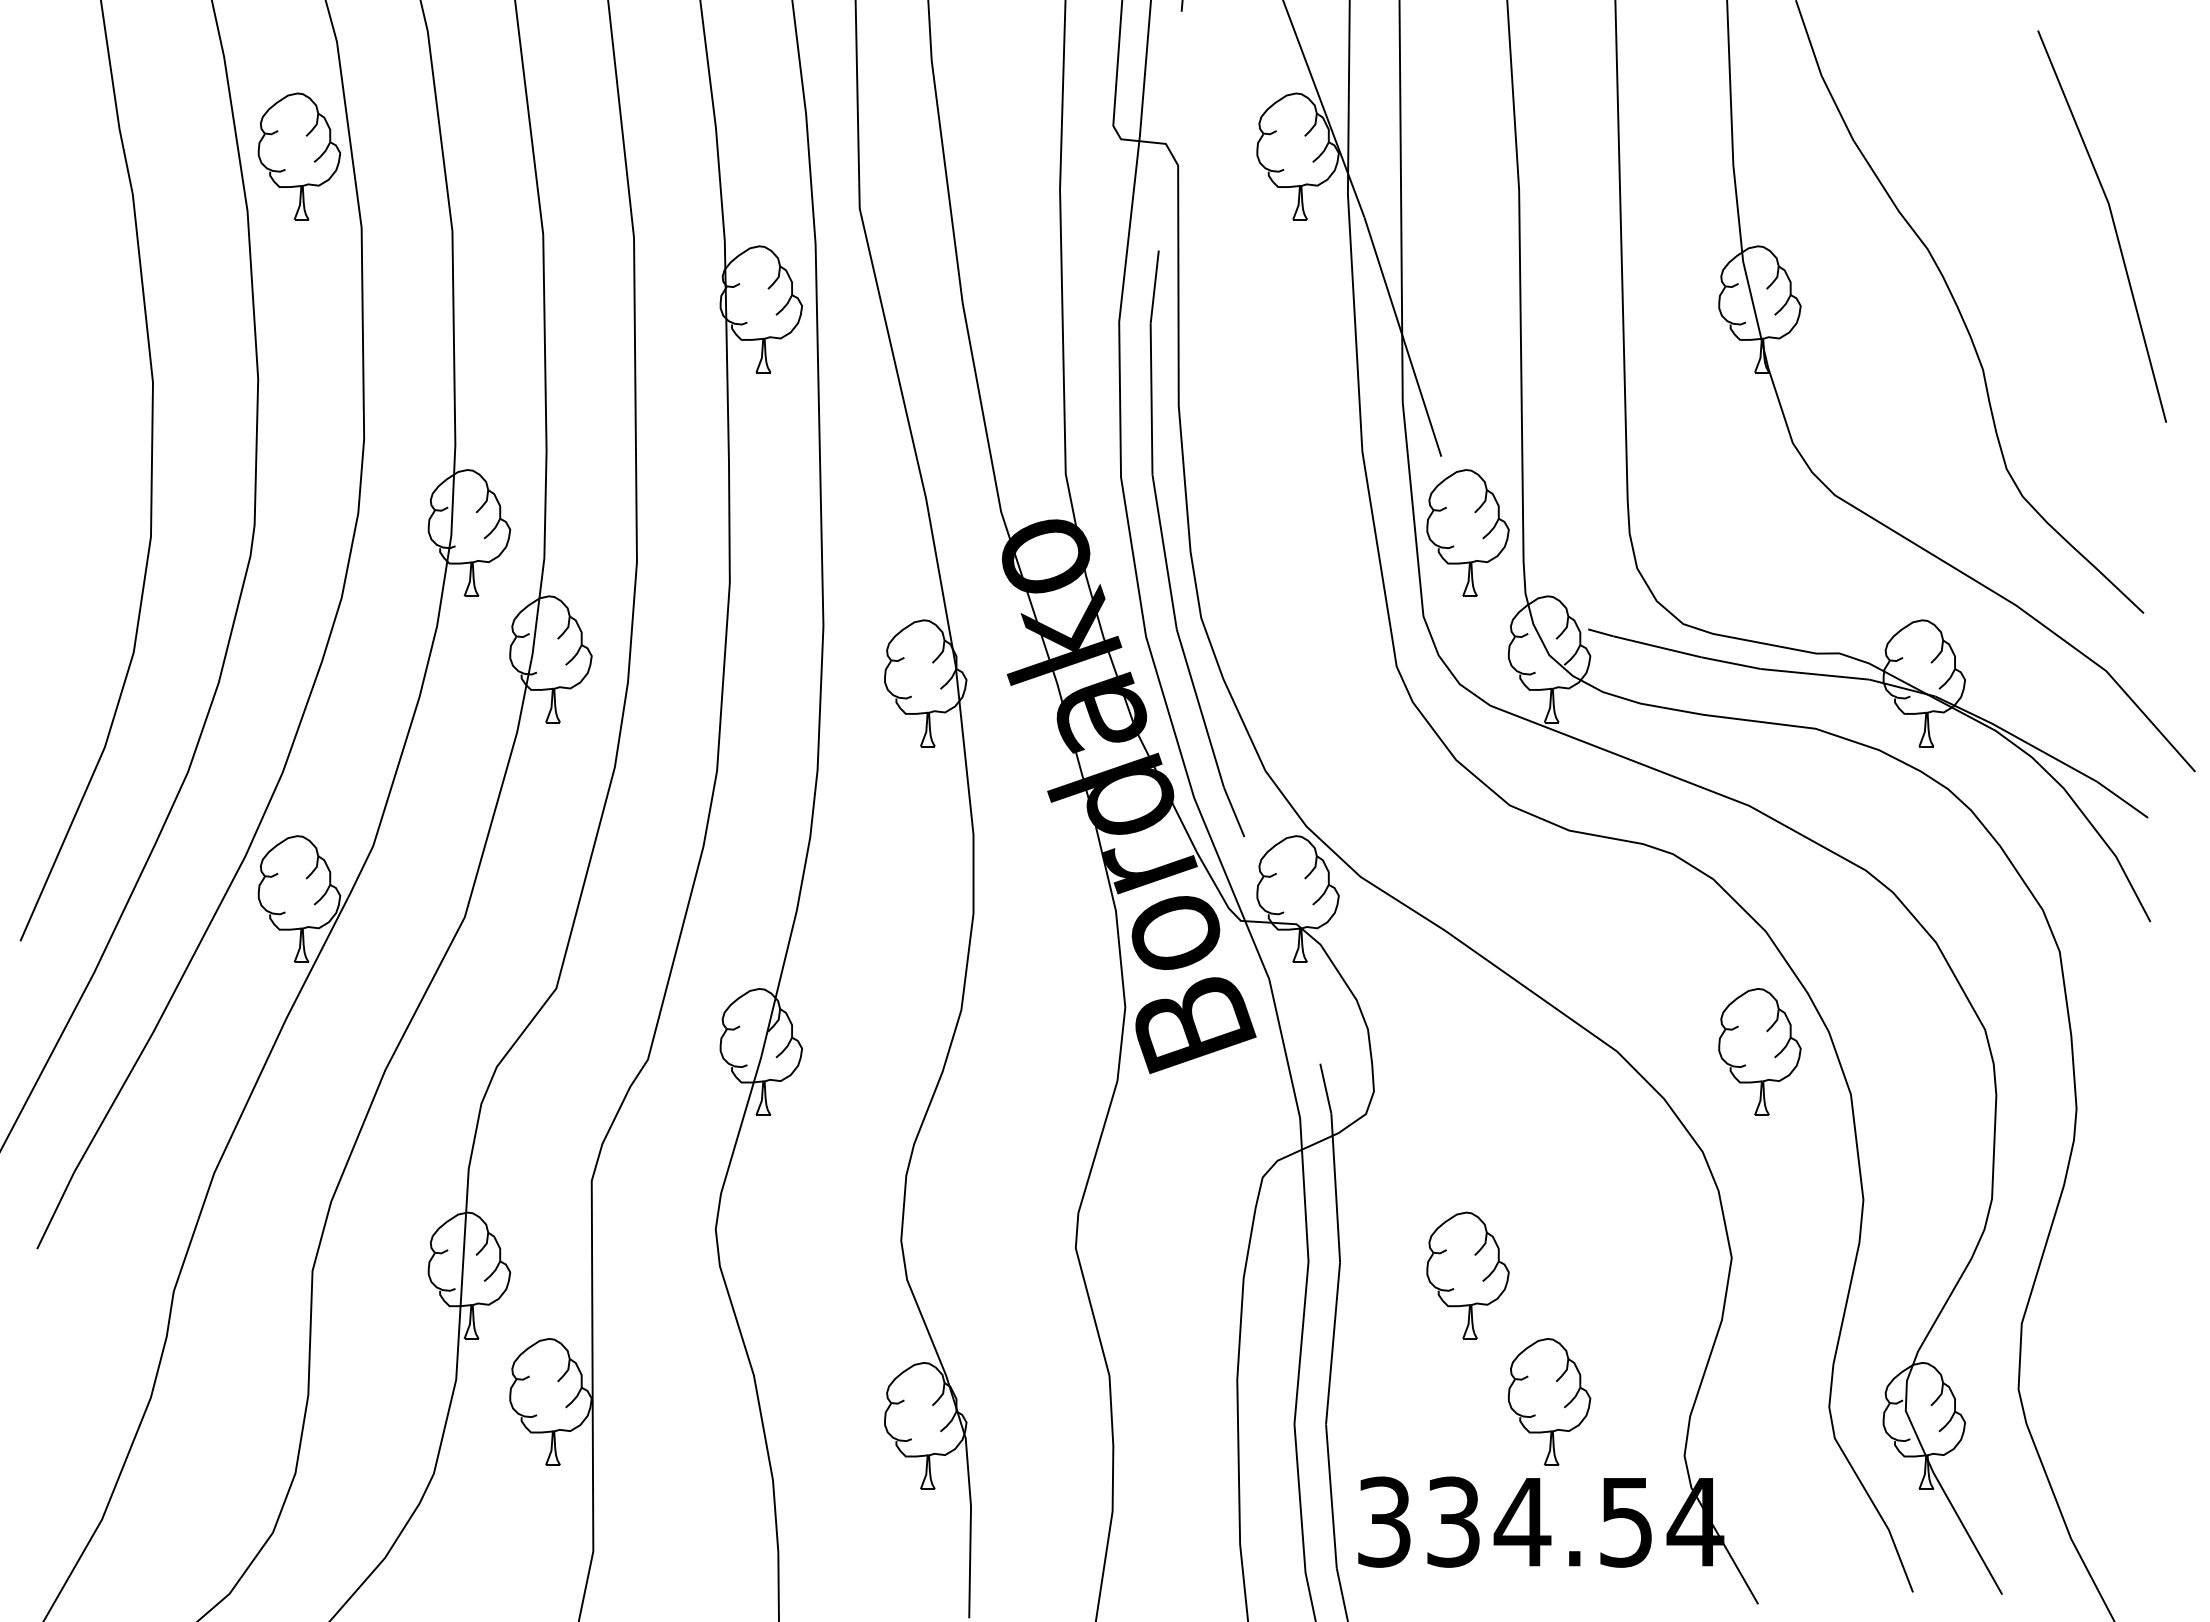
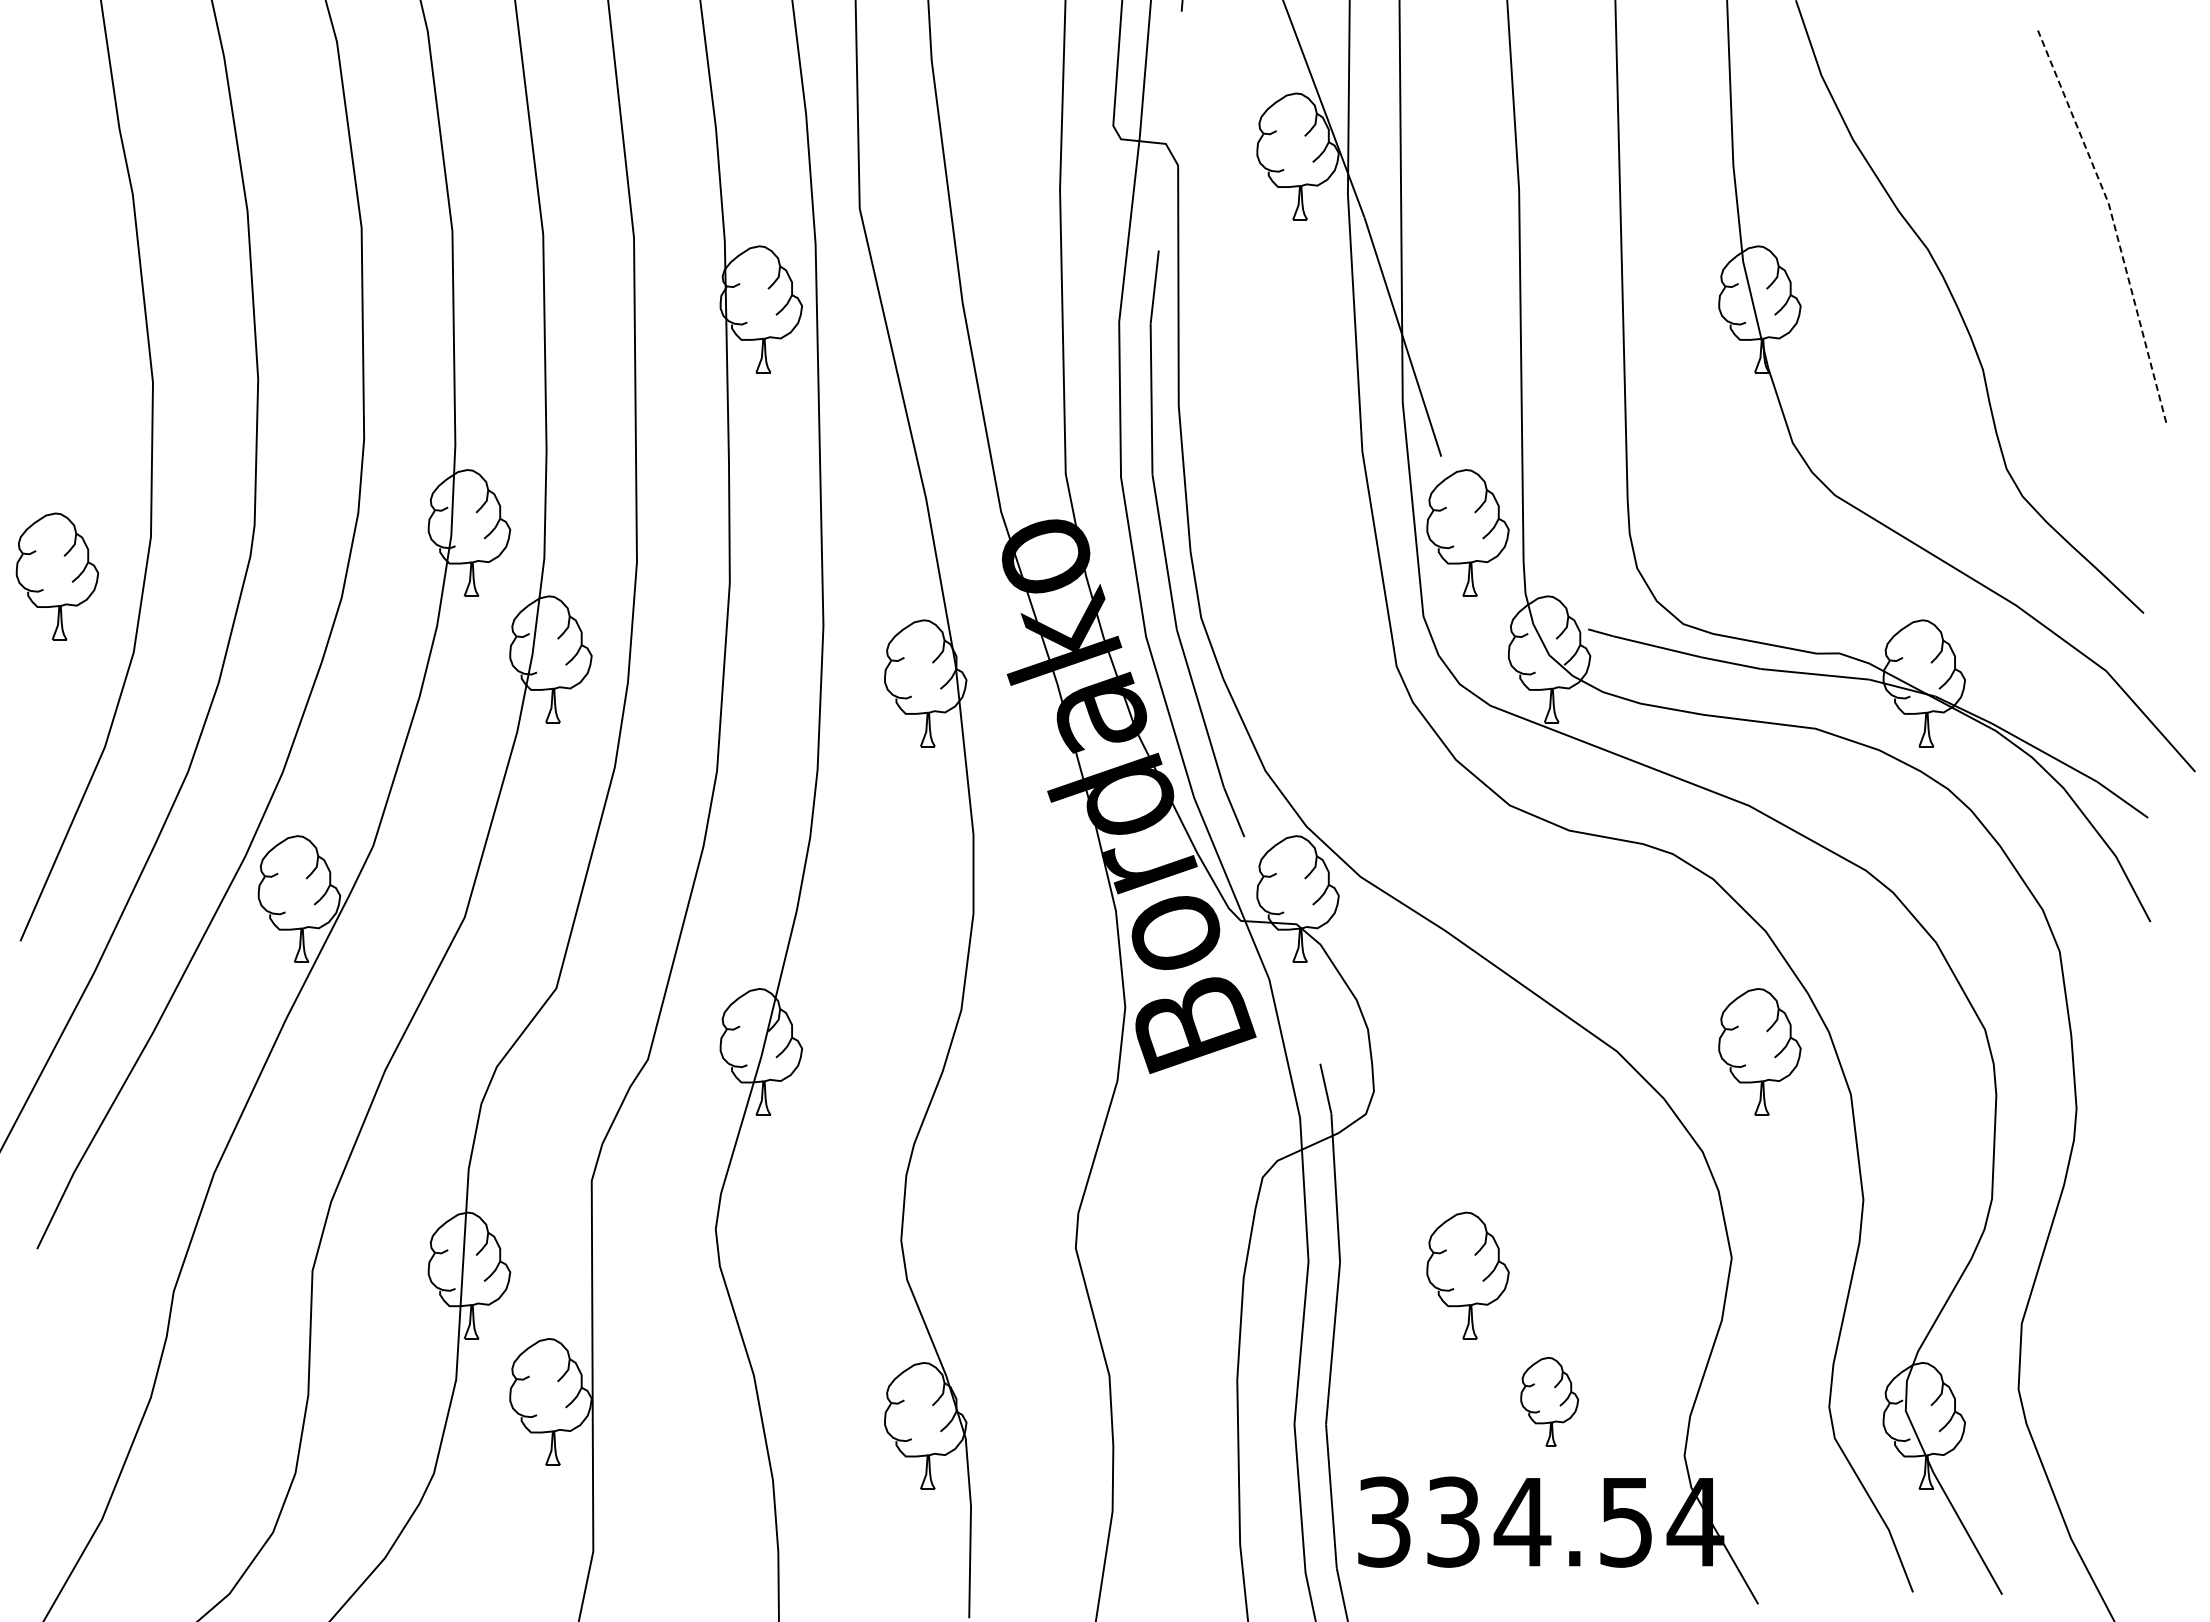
part position: (299, 156) -> (57, 576) (57, 576)
line: solid -> dashed (2113, 222)
part size: 84x128 px -> 60x90 px (1549, 1401)
